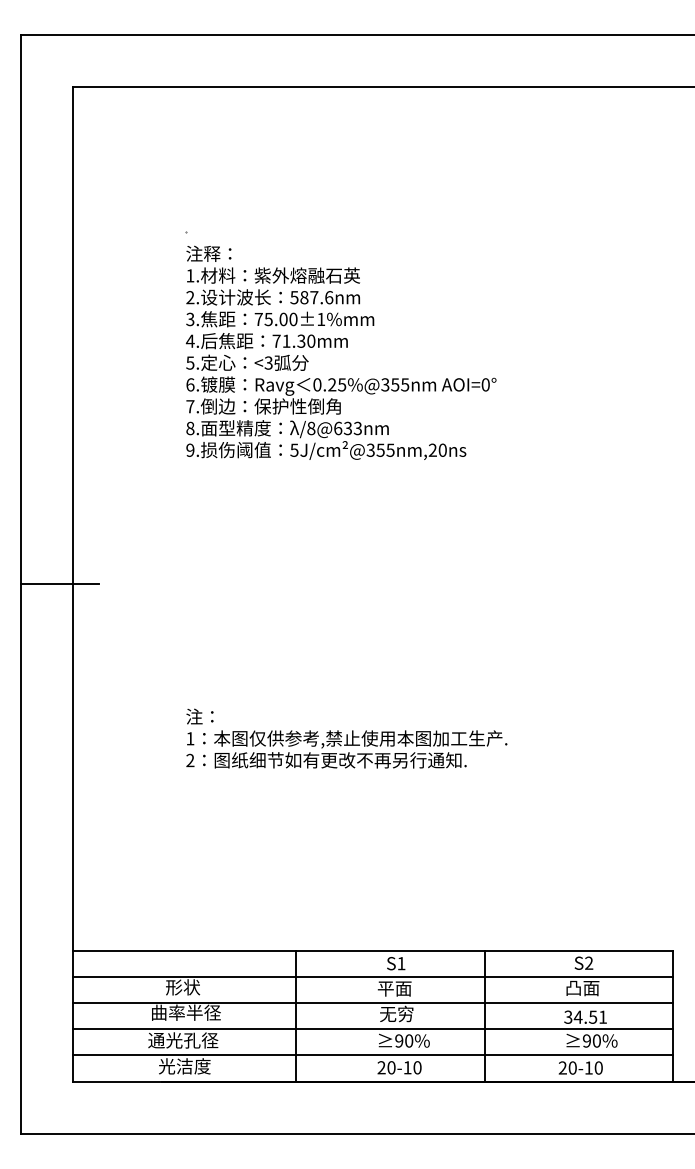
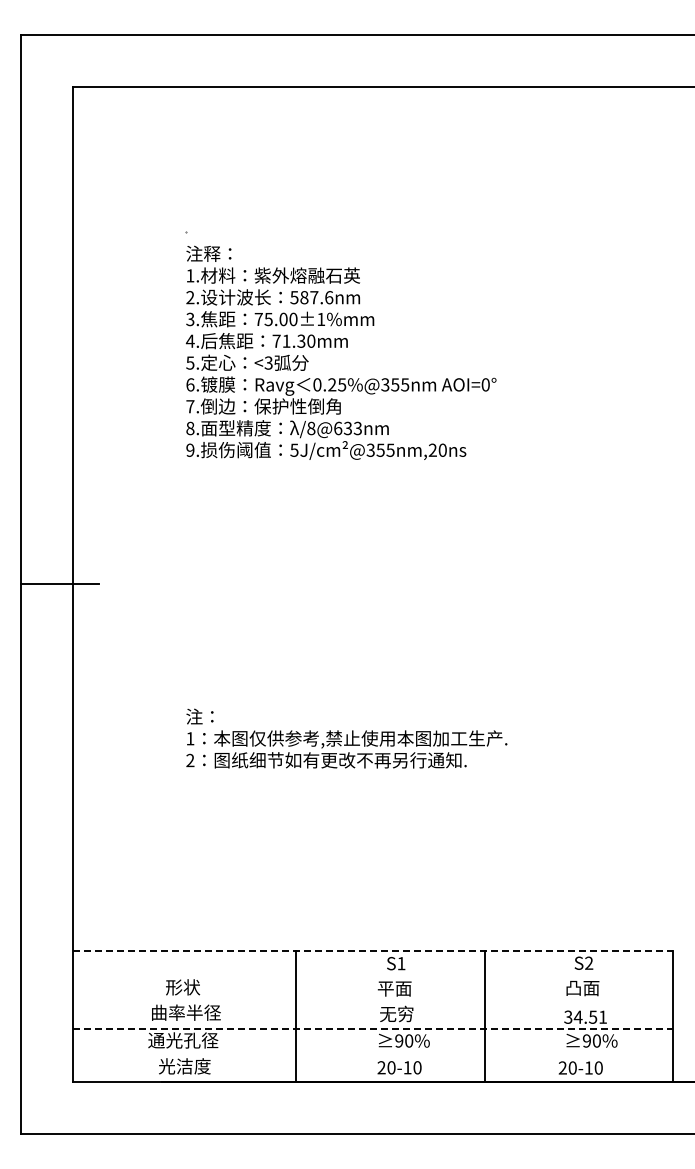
line: solid -> dashed (373, 950)
line: present -> none (373, 976)
line: present -> none (373, 1003)
line: solid -> dashed (373, 1029)
line: present -> none (373, 1055)
